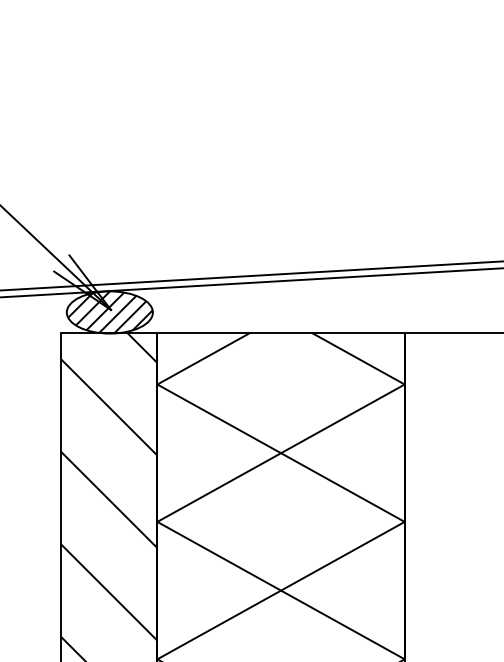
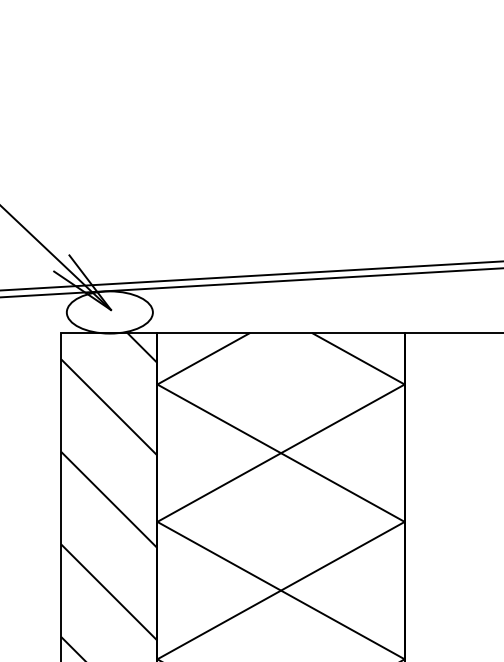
hatch: present -> none (110, 311)
